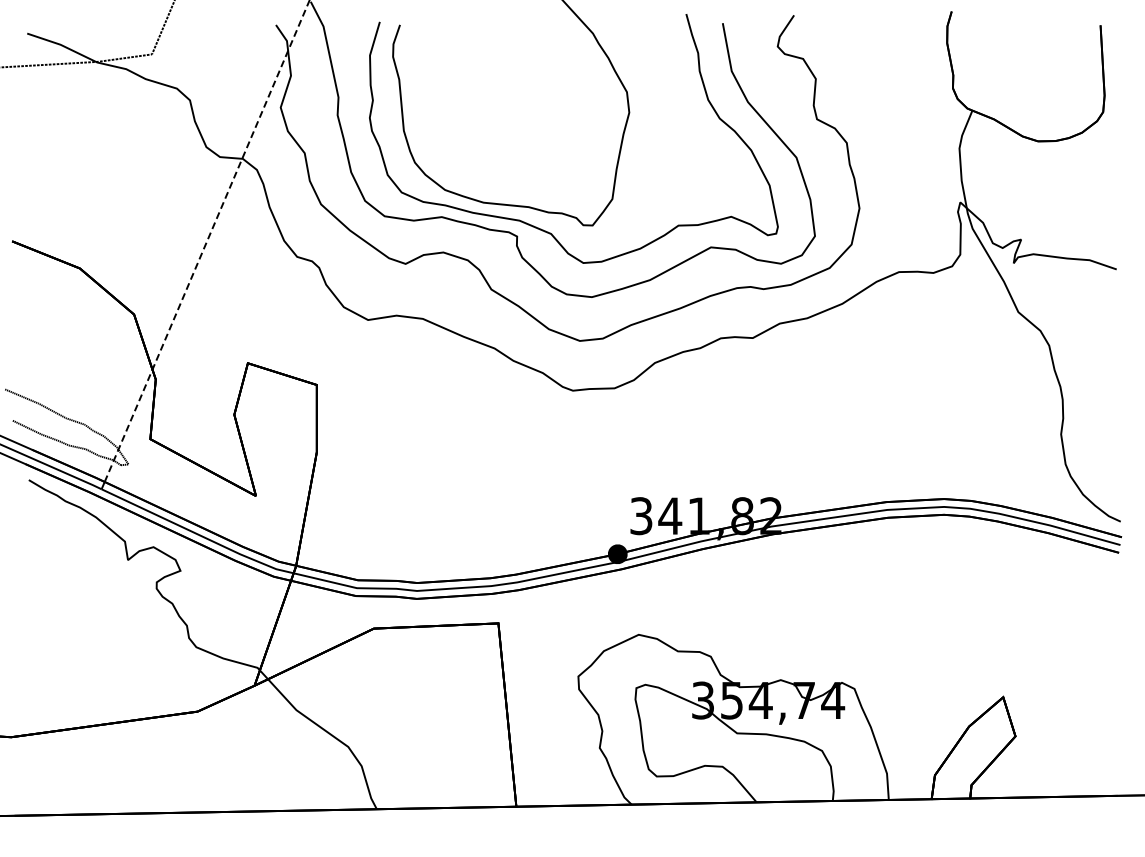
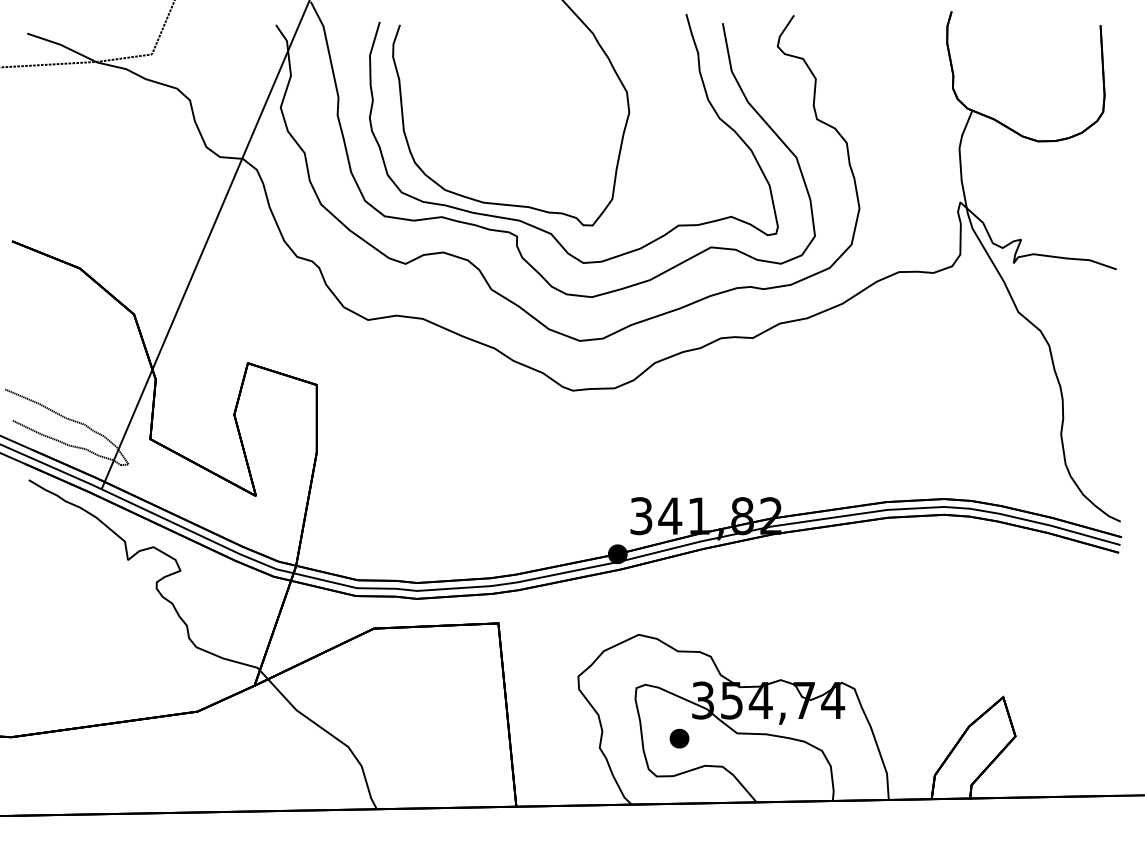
line: dashed -> solid (206, 241)
part: none -> present (679, 738)
